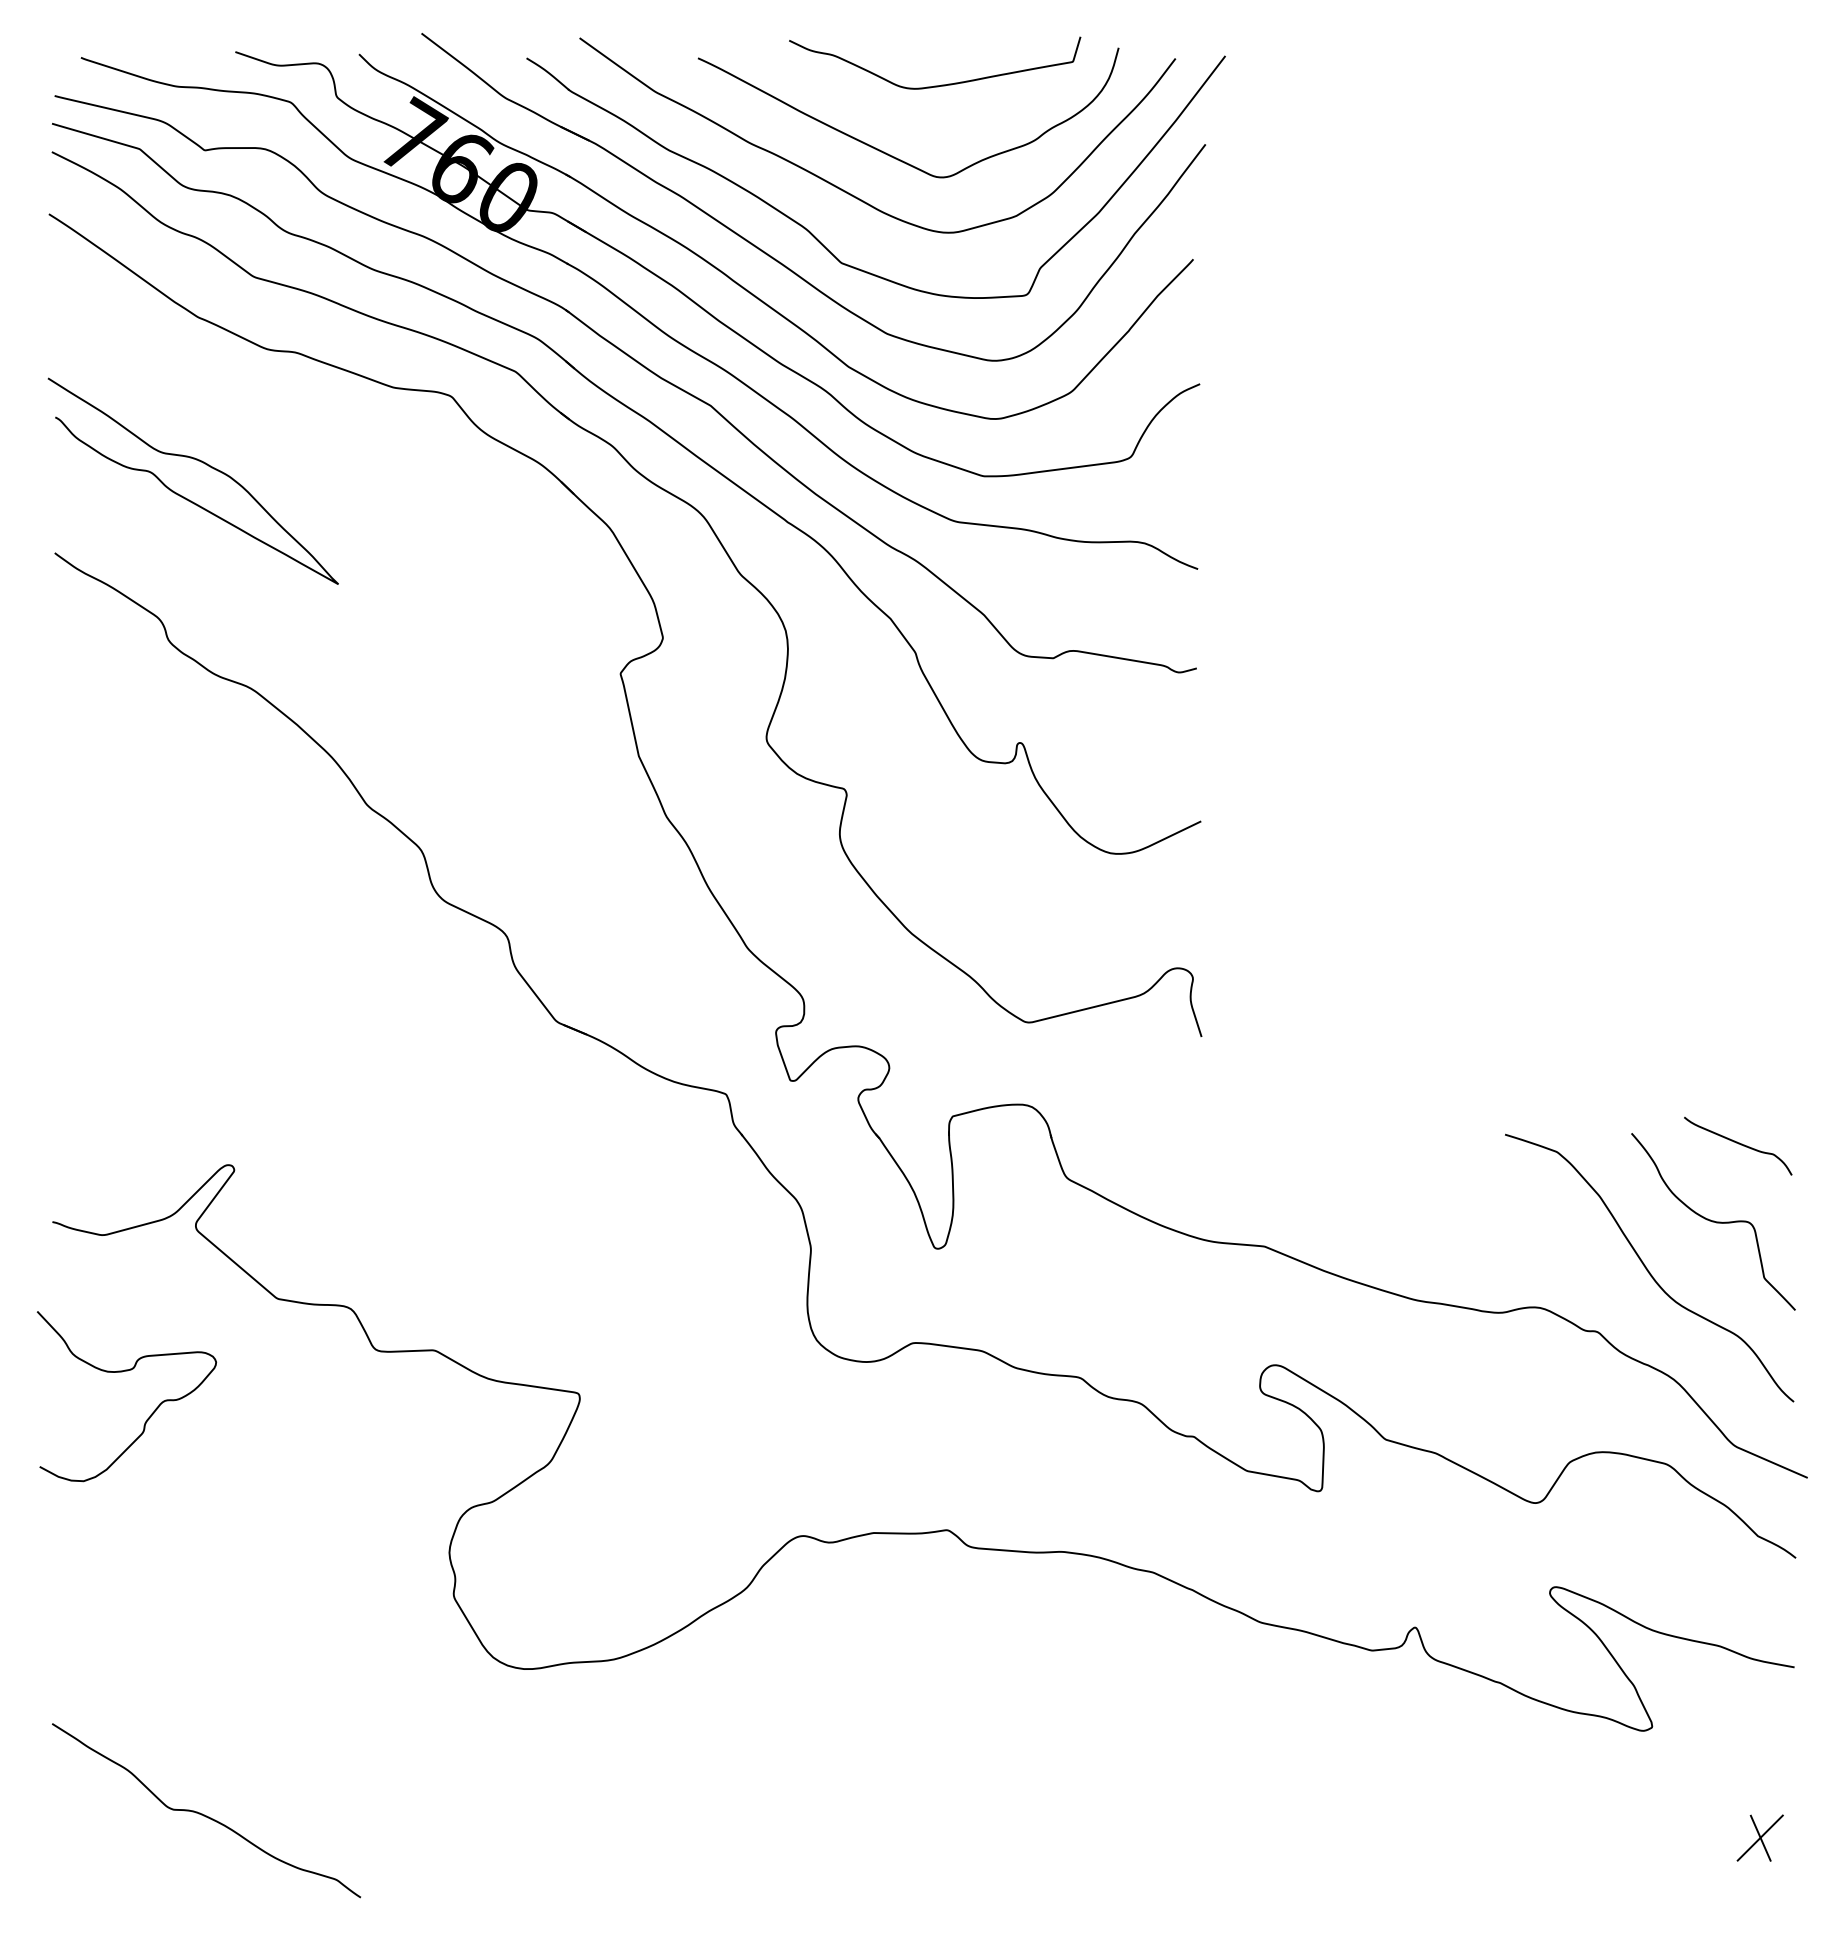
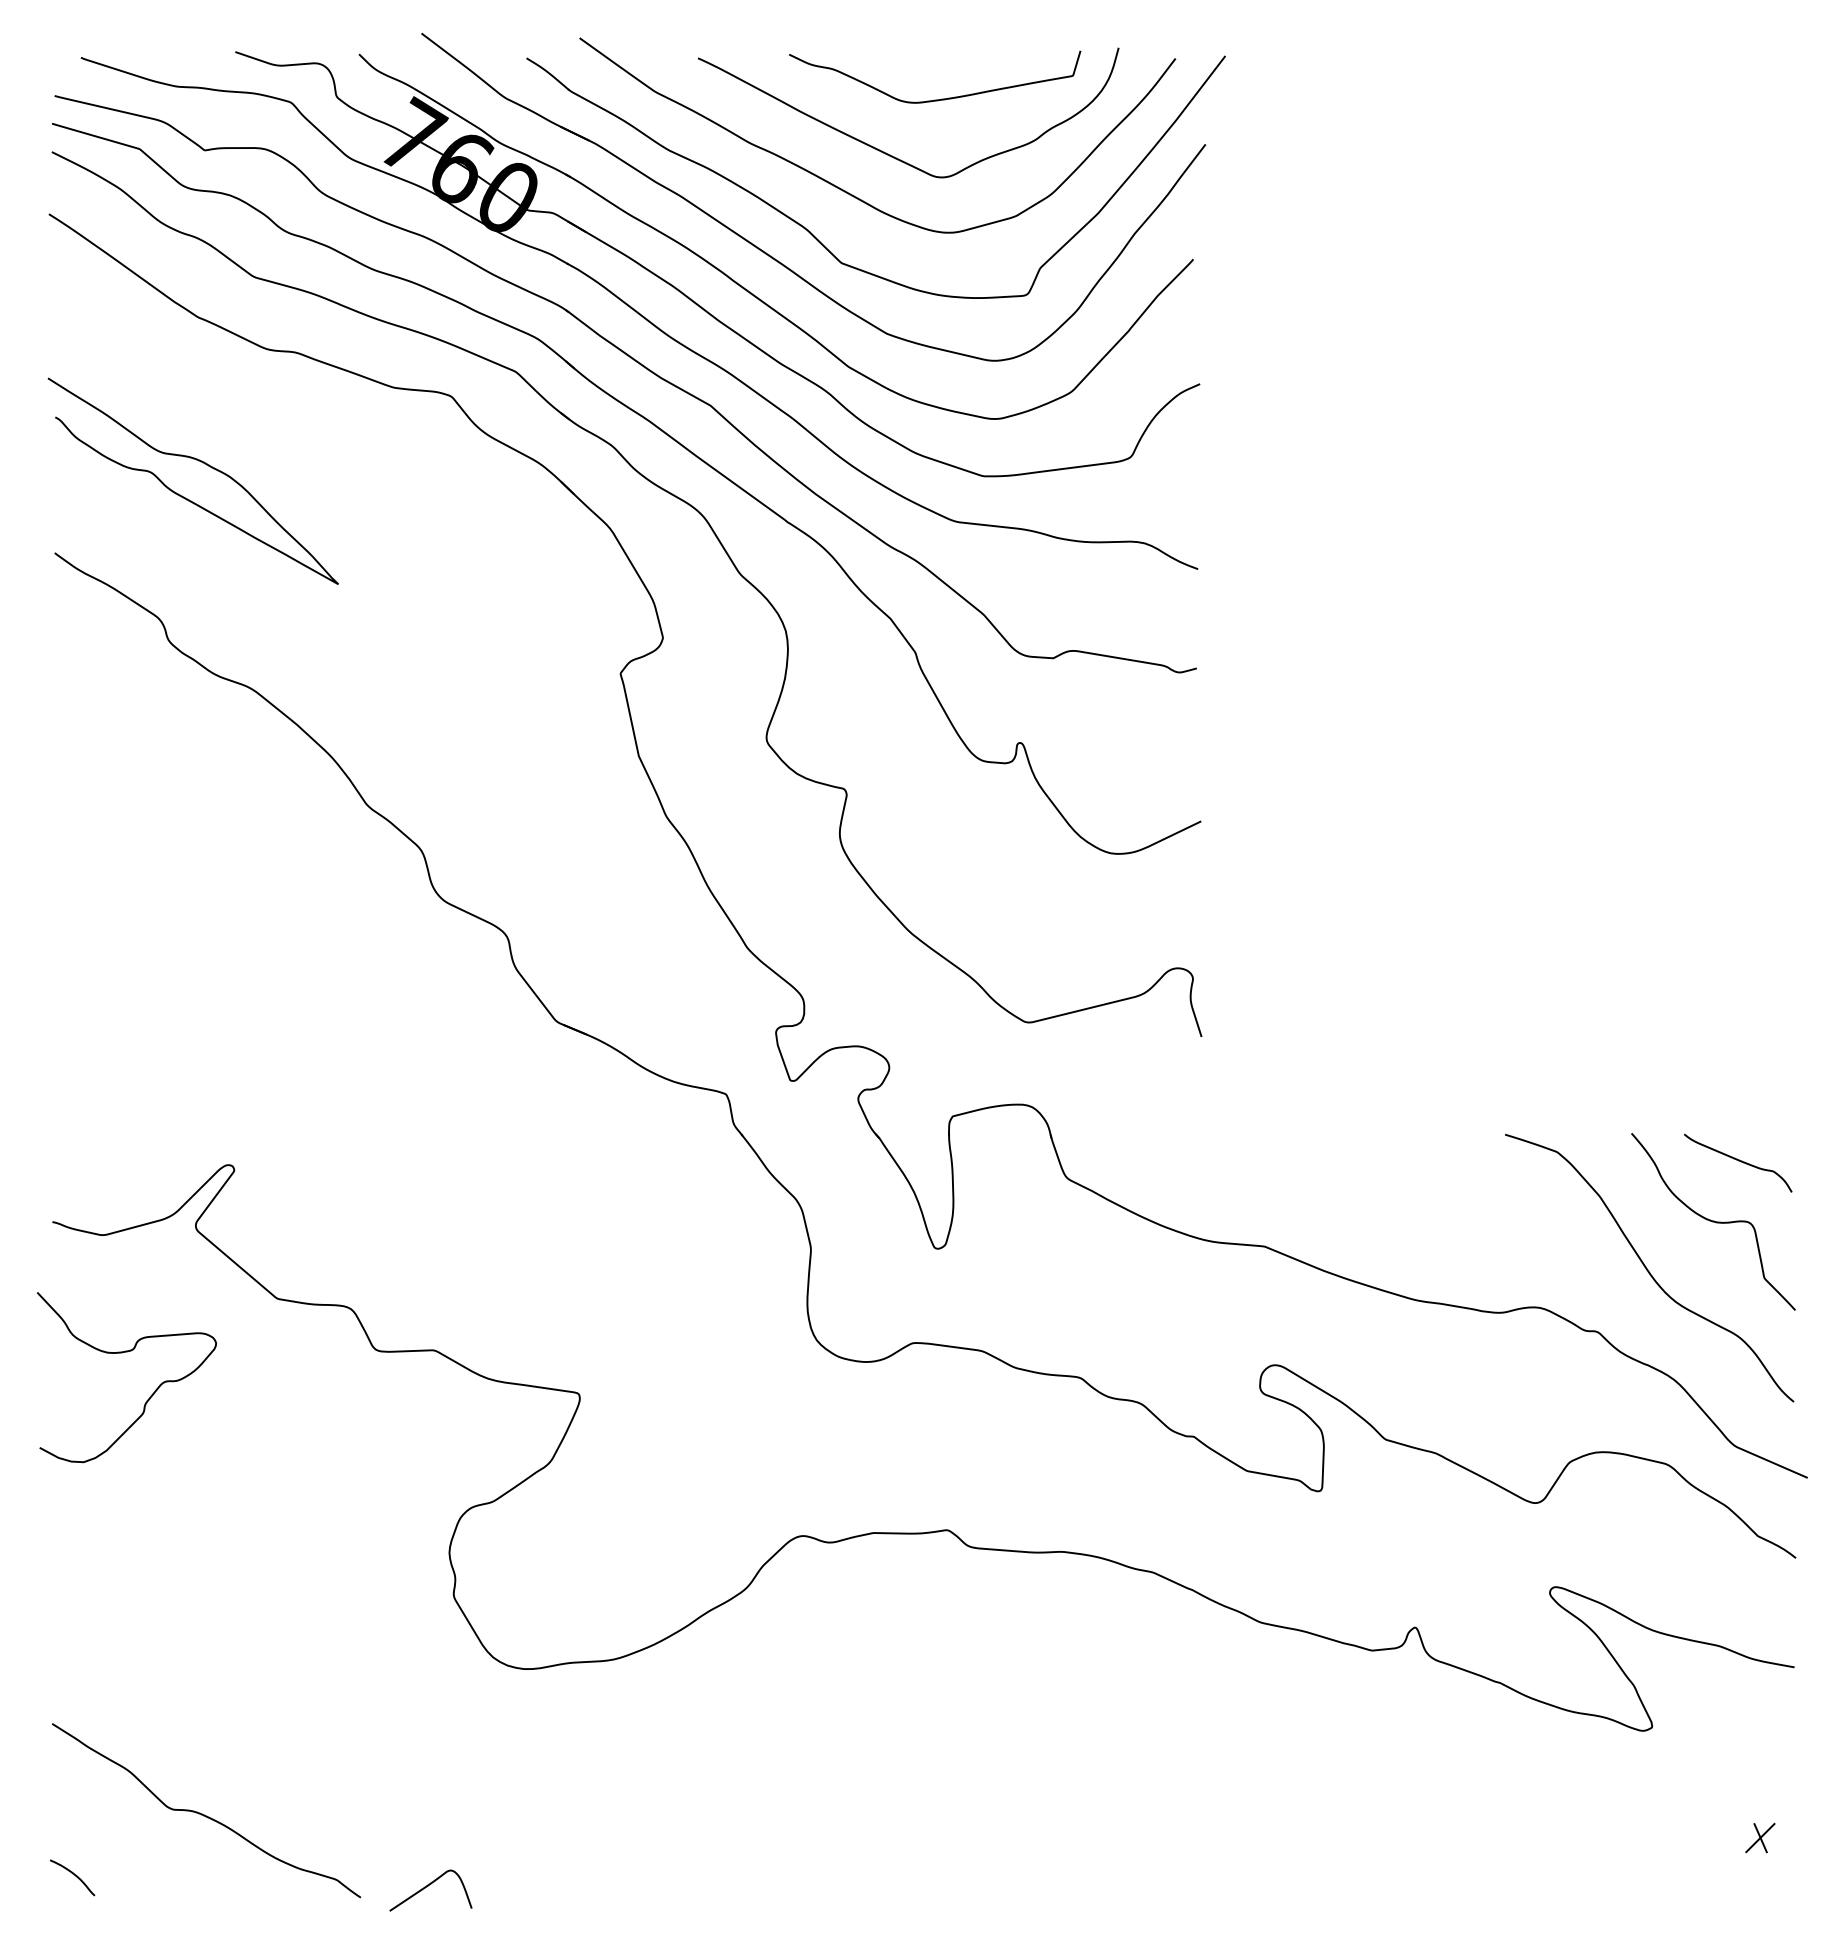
curve position: (941, 84) -> (941, 98) (941, 98)
curve position: (1738, 1144) -> (1738, 1161) (1738, 1161)
curve position: (122, 1372) -> (122, 1353) (122, 1353)
part size: 48x48 px -> 31x32 px (1760, 1837)
curve: none -> present (74, 1875)
curve: none -> present (428, 1886)
